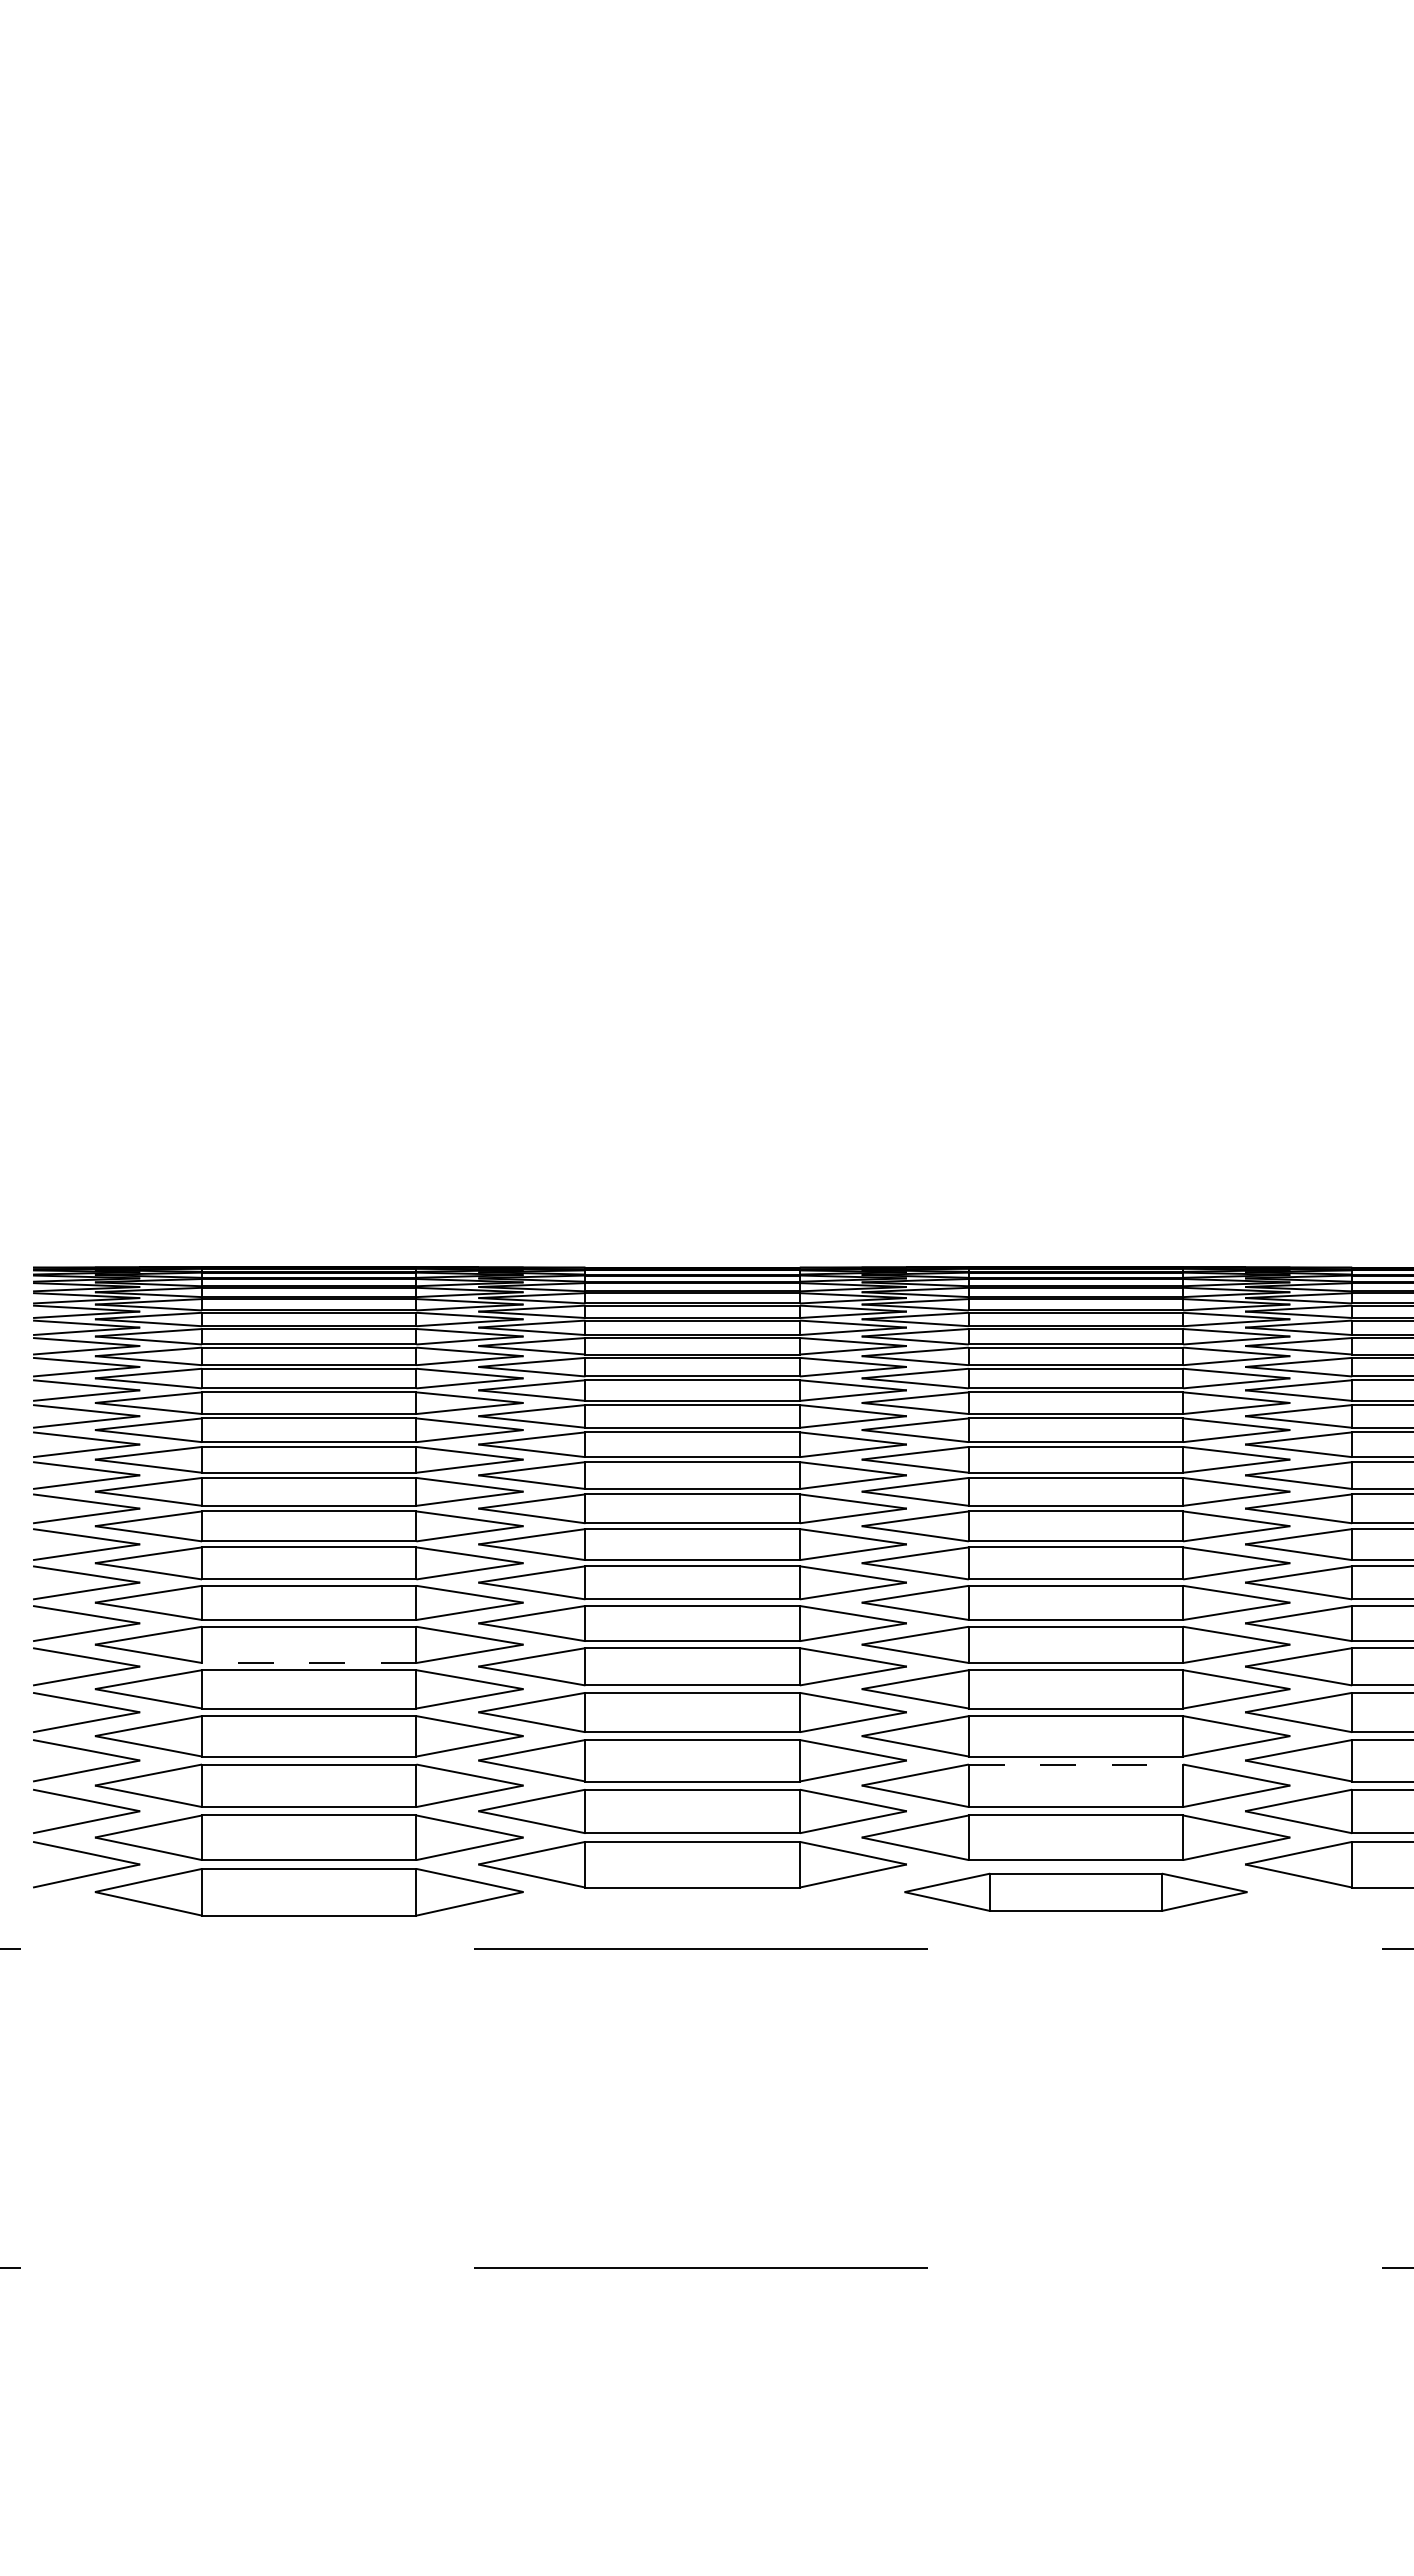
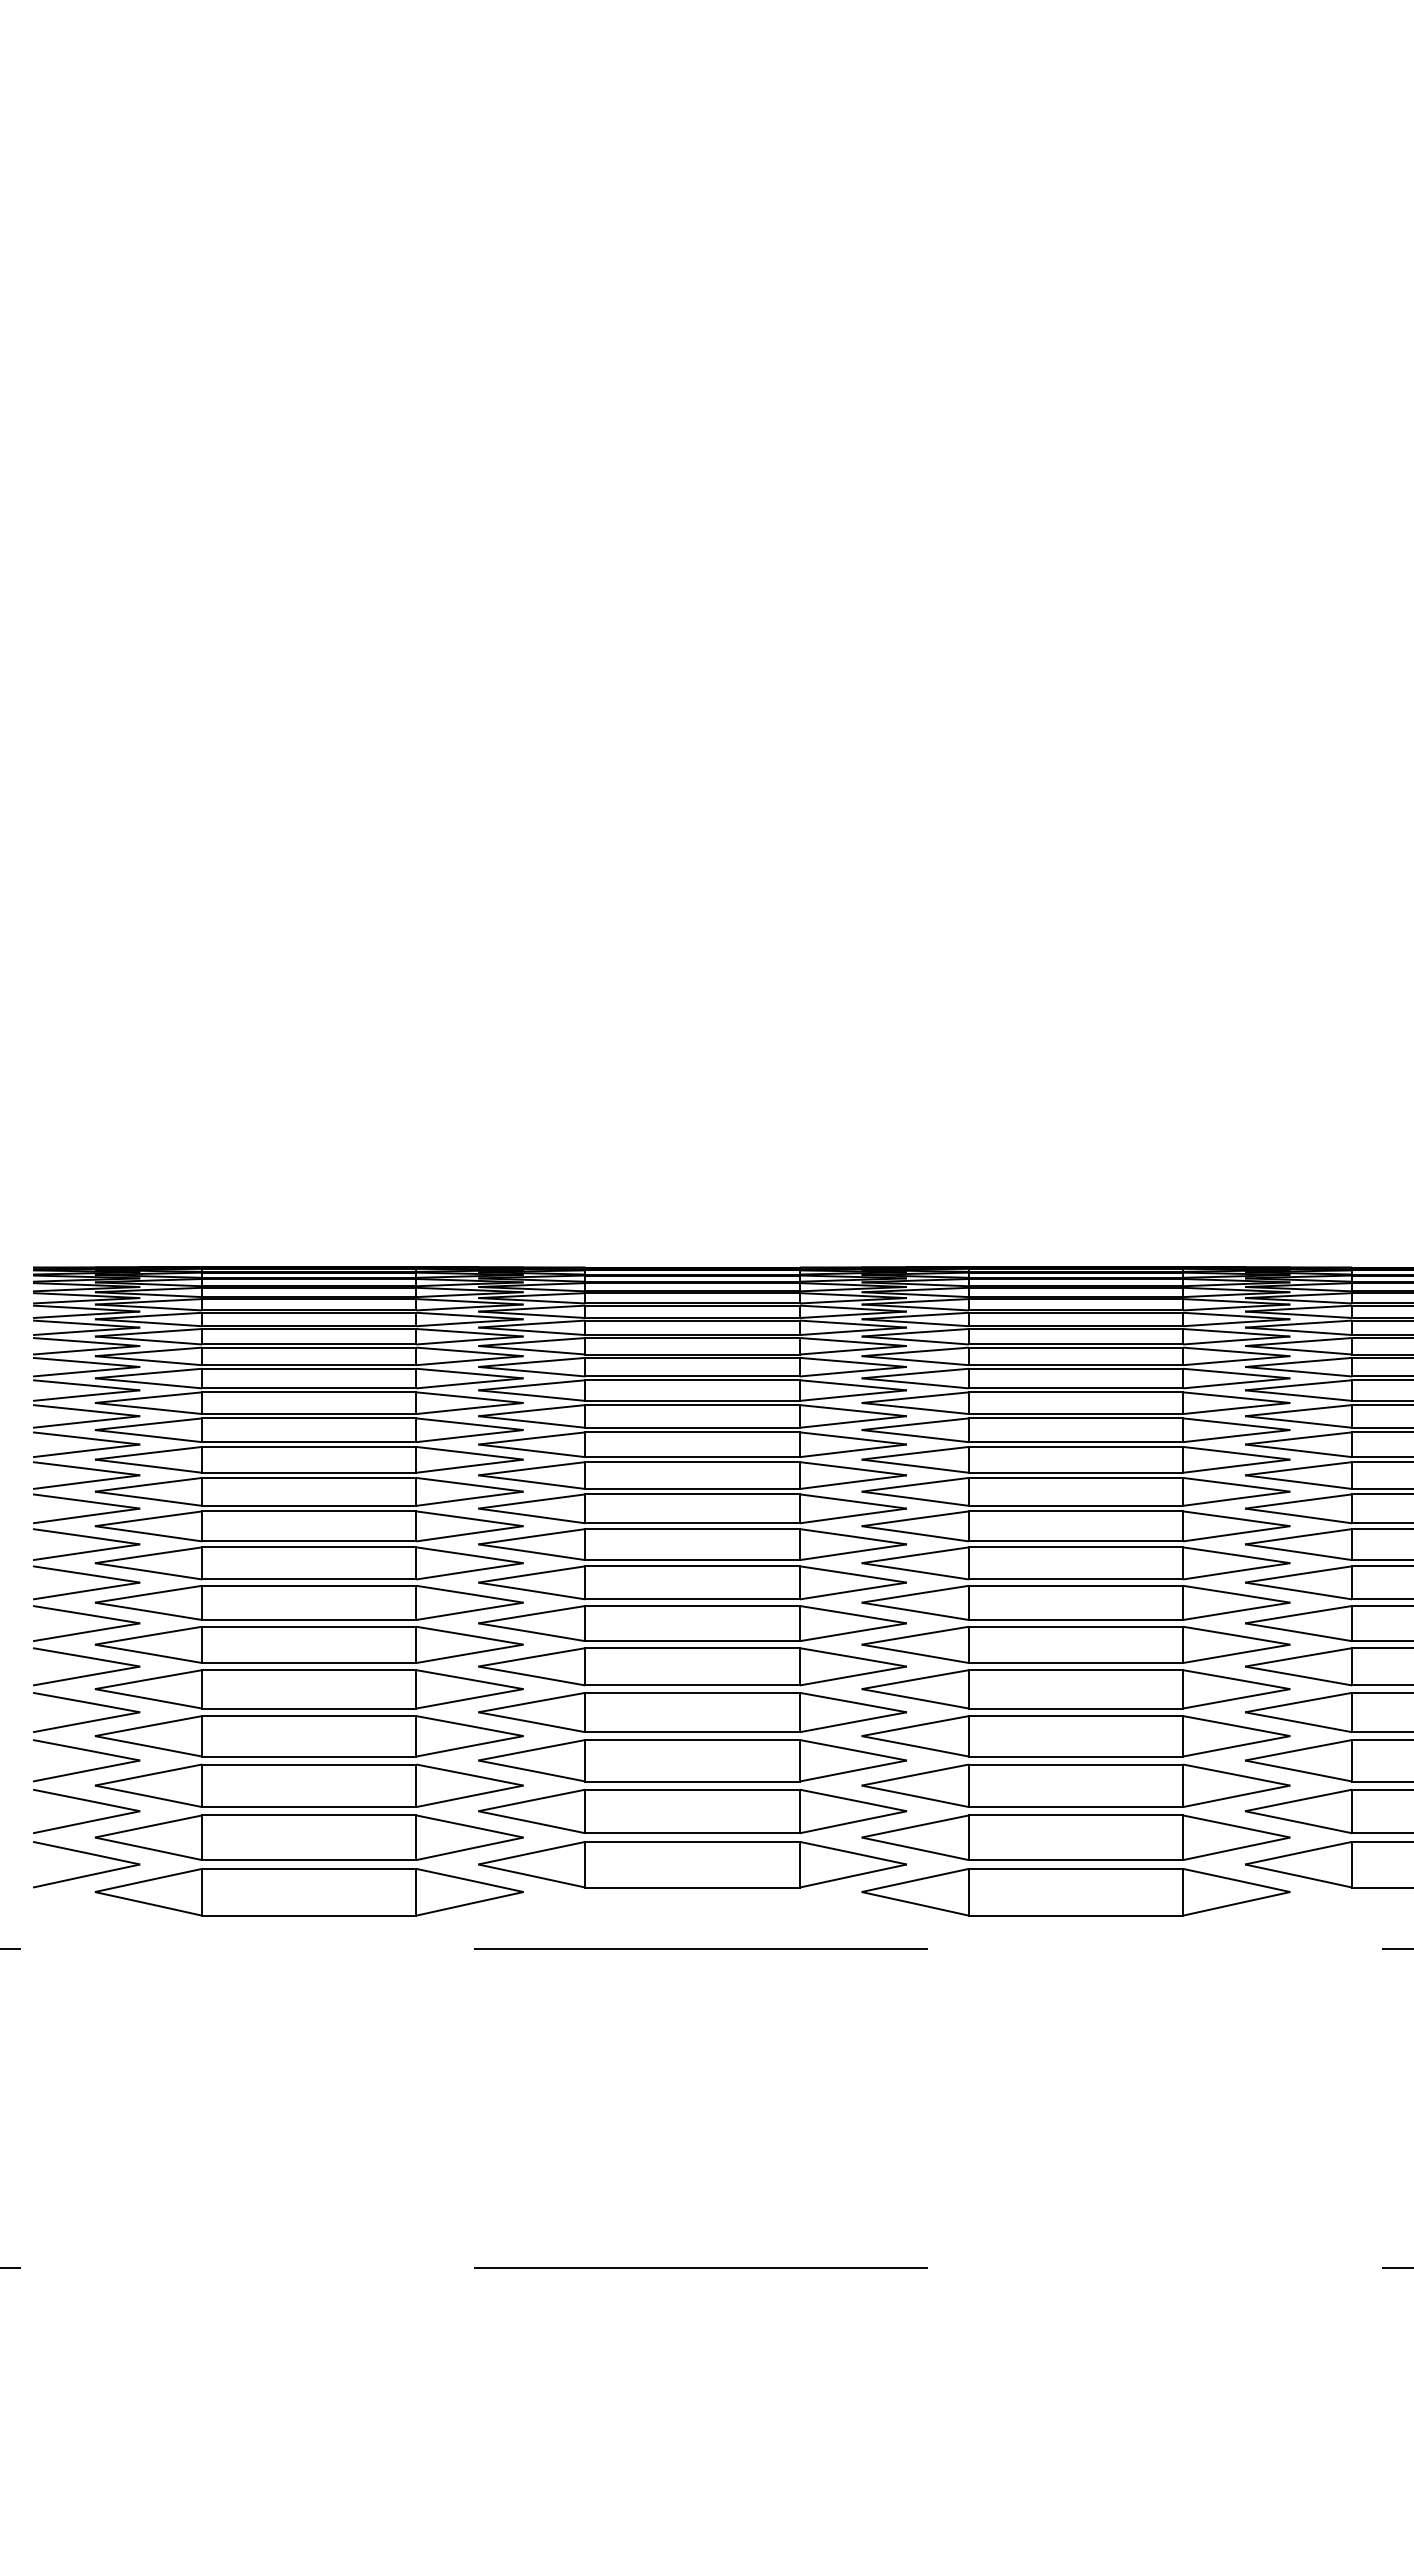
line: dashed -> solid (308, 1663)
line: dashed -> solid (1076, 1764)
part size: 344x40 px -> 430x49 px (1075, 1892)
